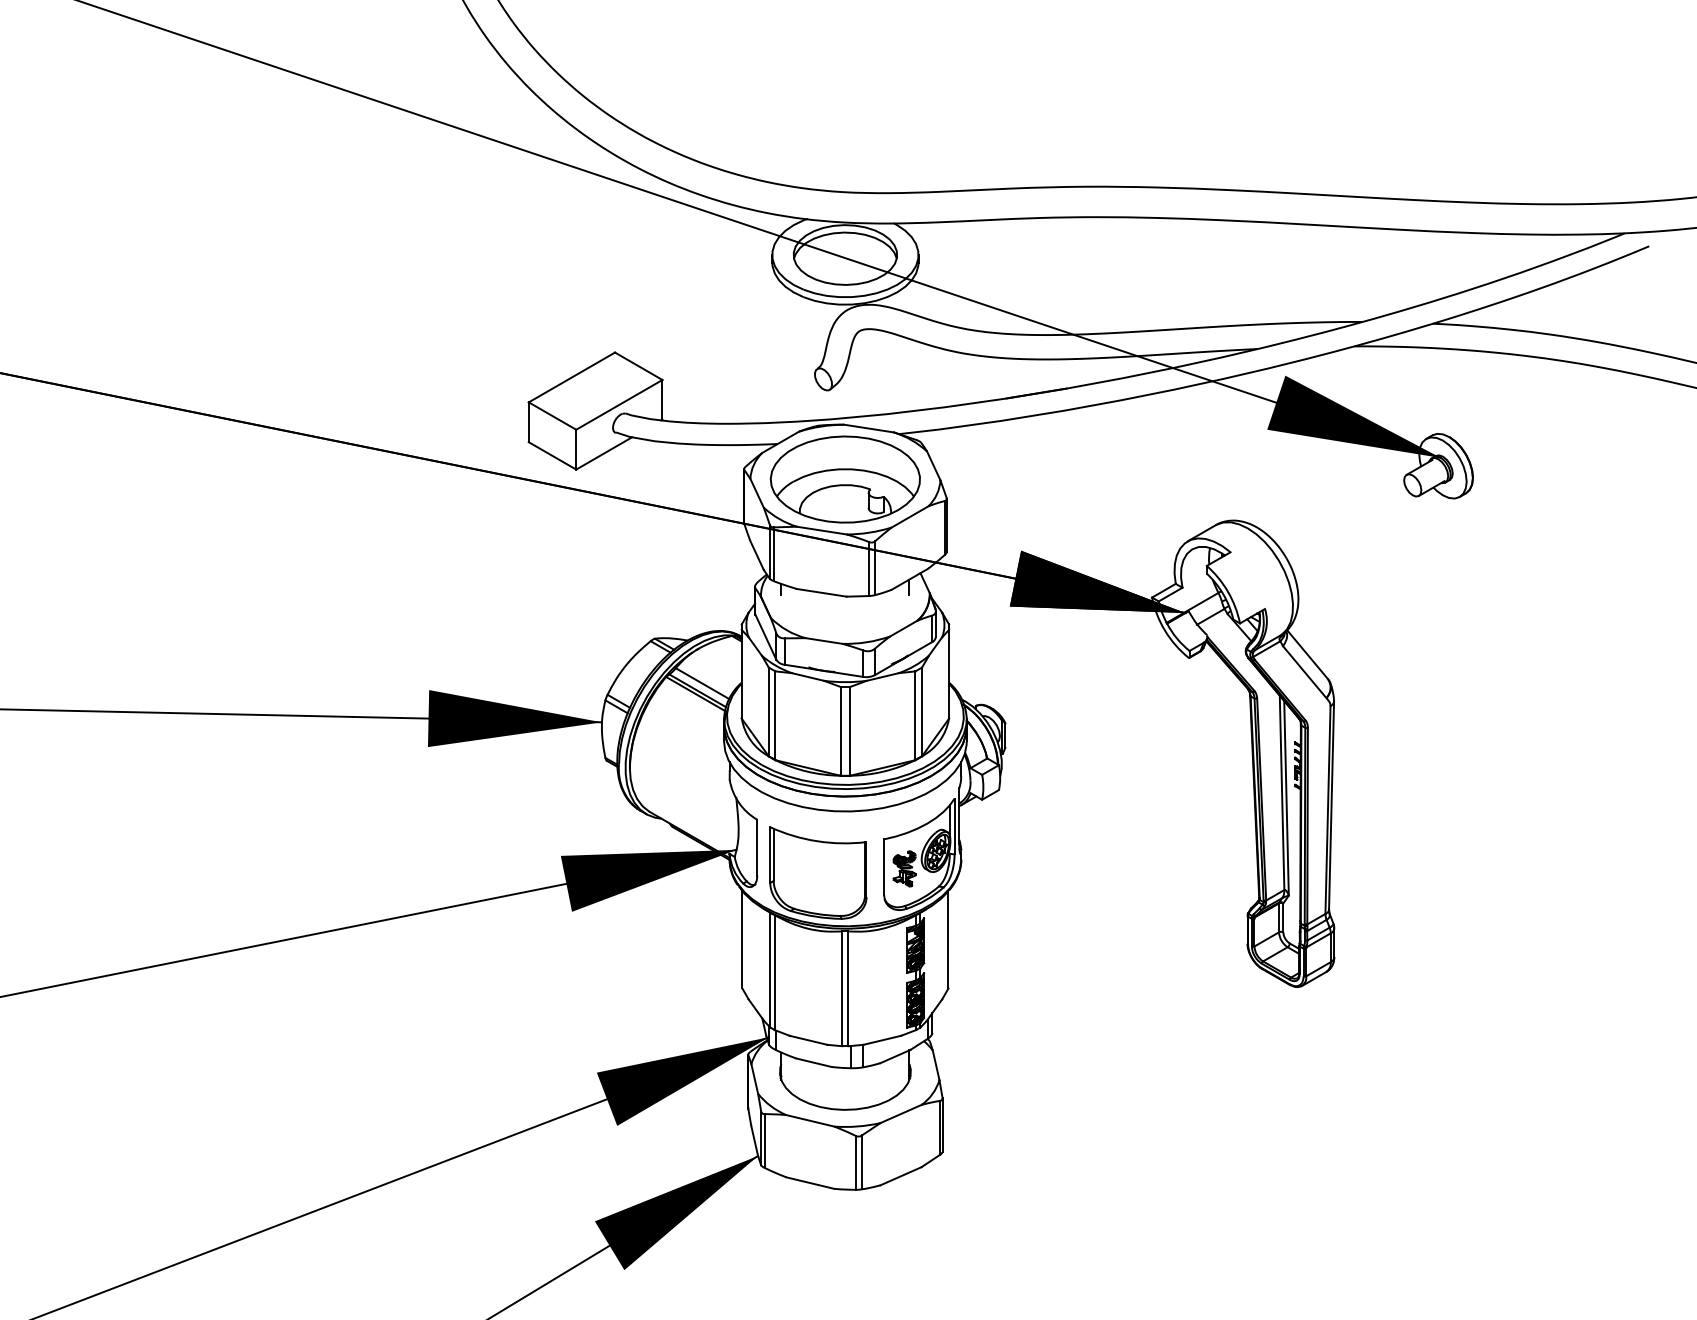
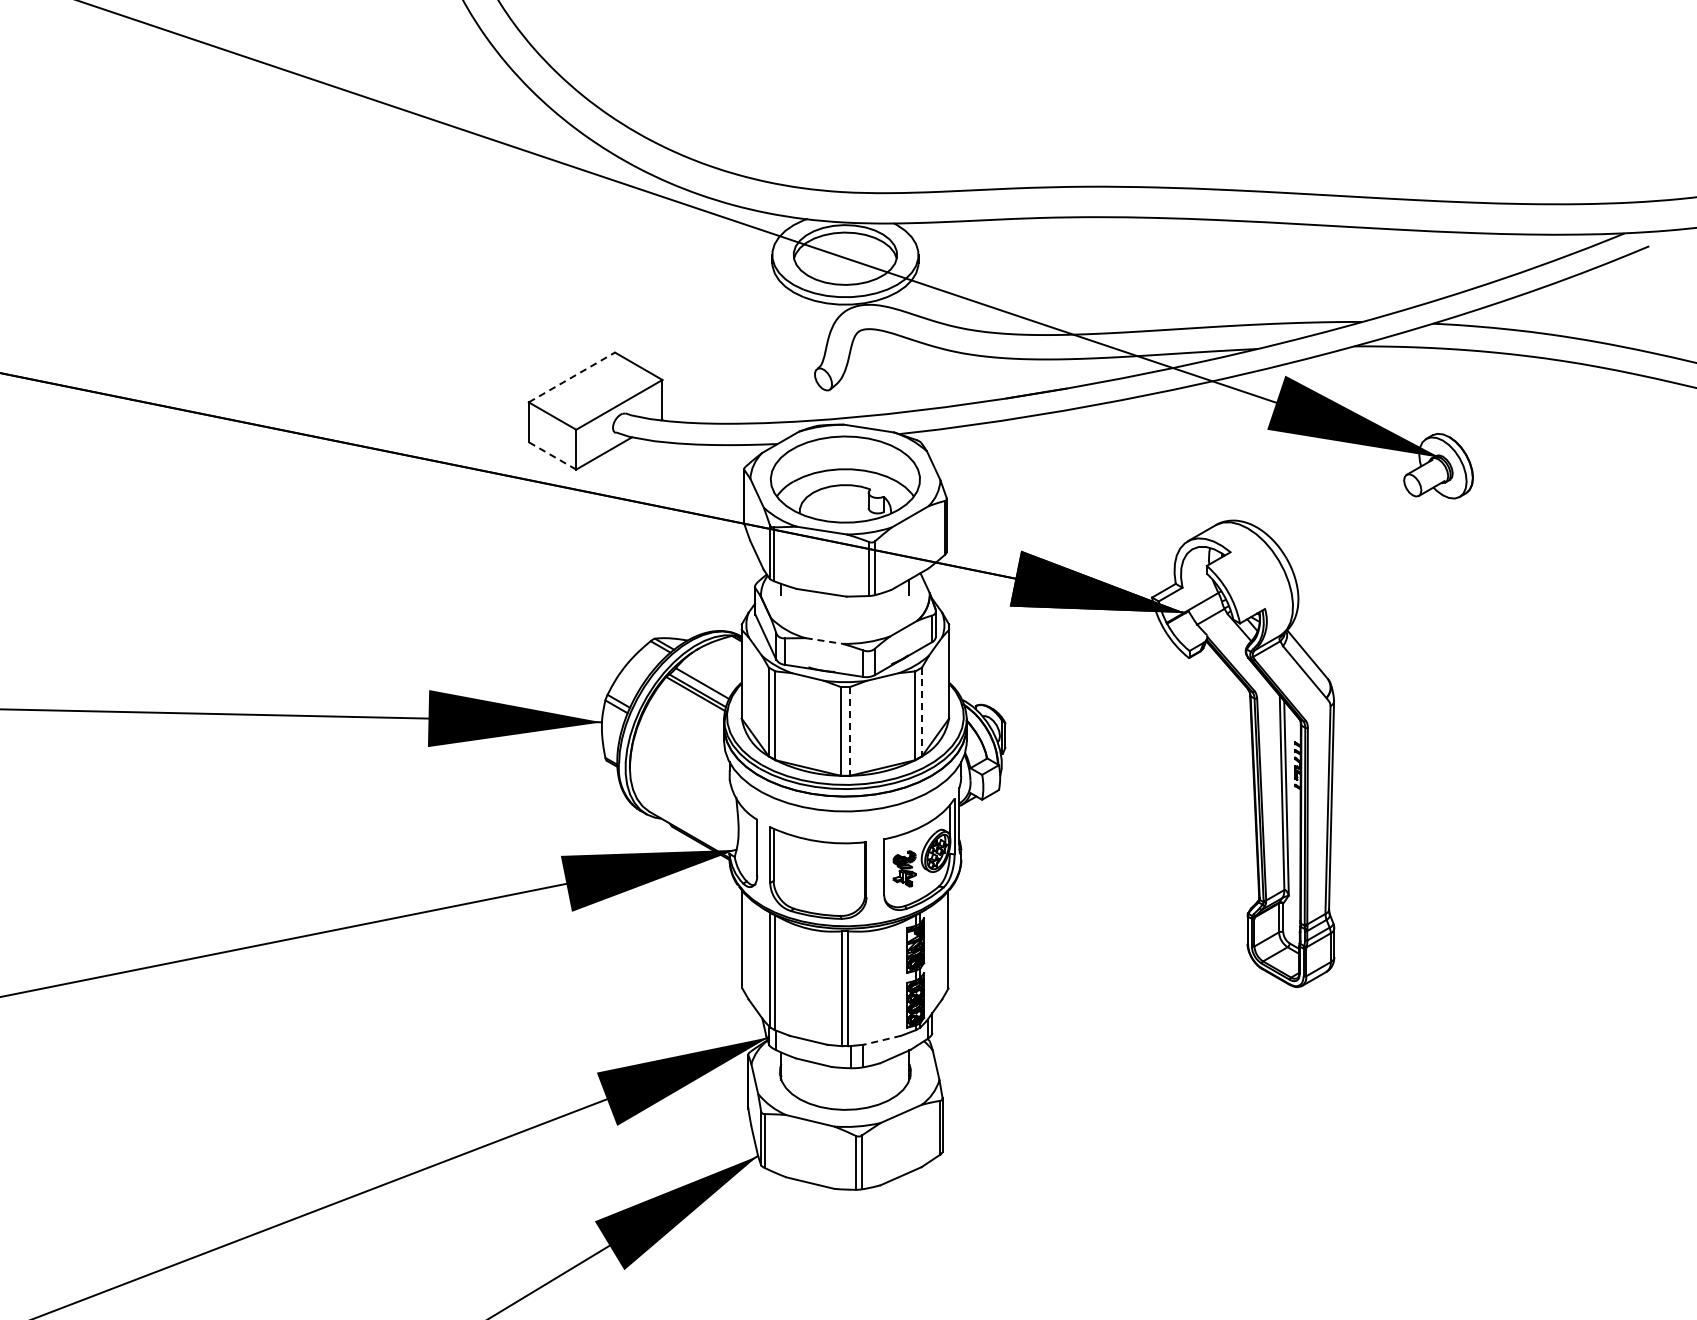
line: solid -> dashed (571, 377)
line: solid -> dashed (552, 455)
line: solid -> dashed (824, 641)
line: solid -> dashed (922, 712)
line: solid -> dashed (850, 731)
line: solid -> dashed (881, 1040)
